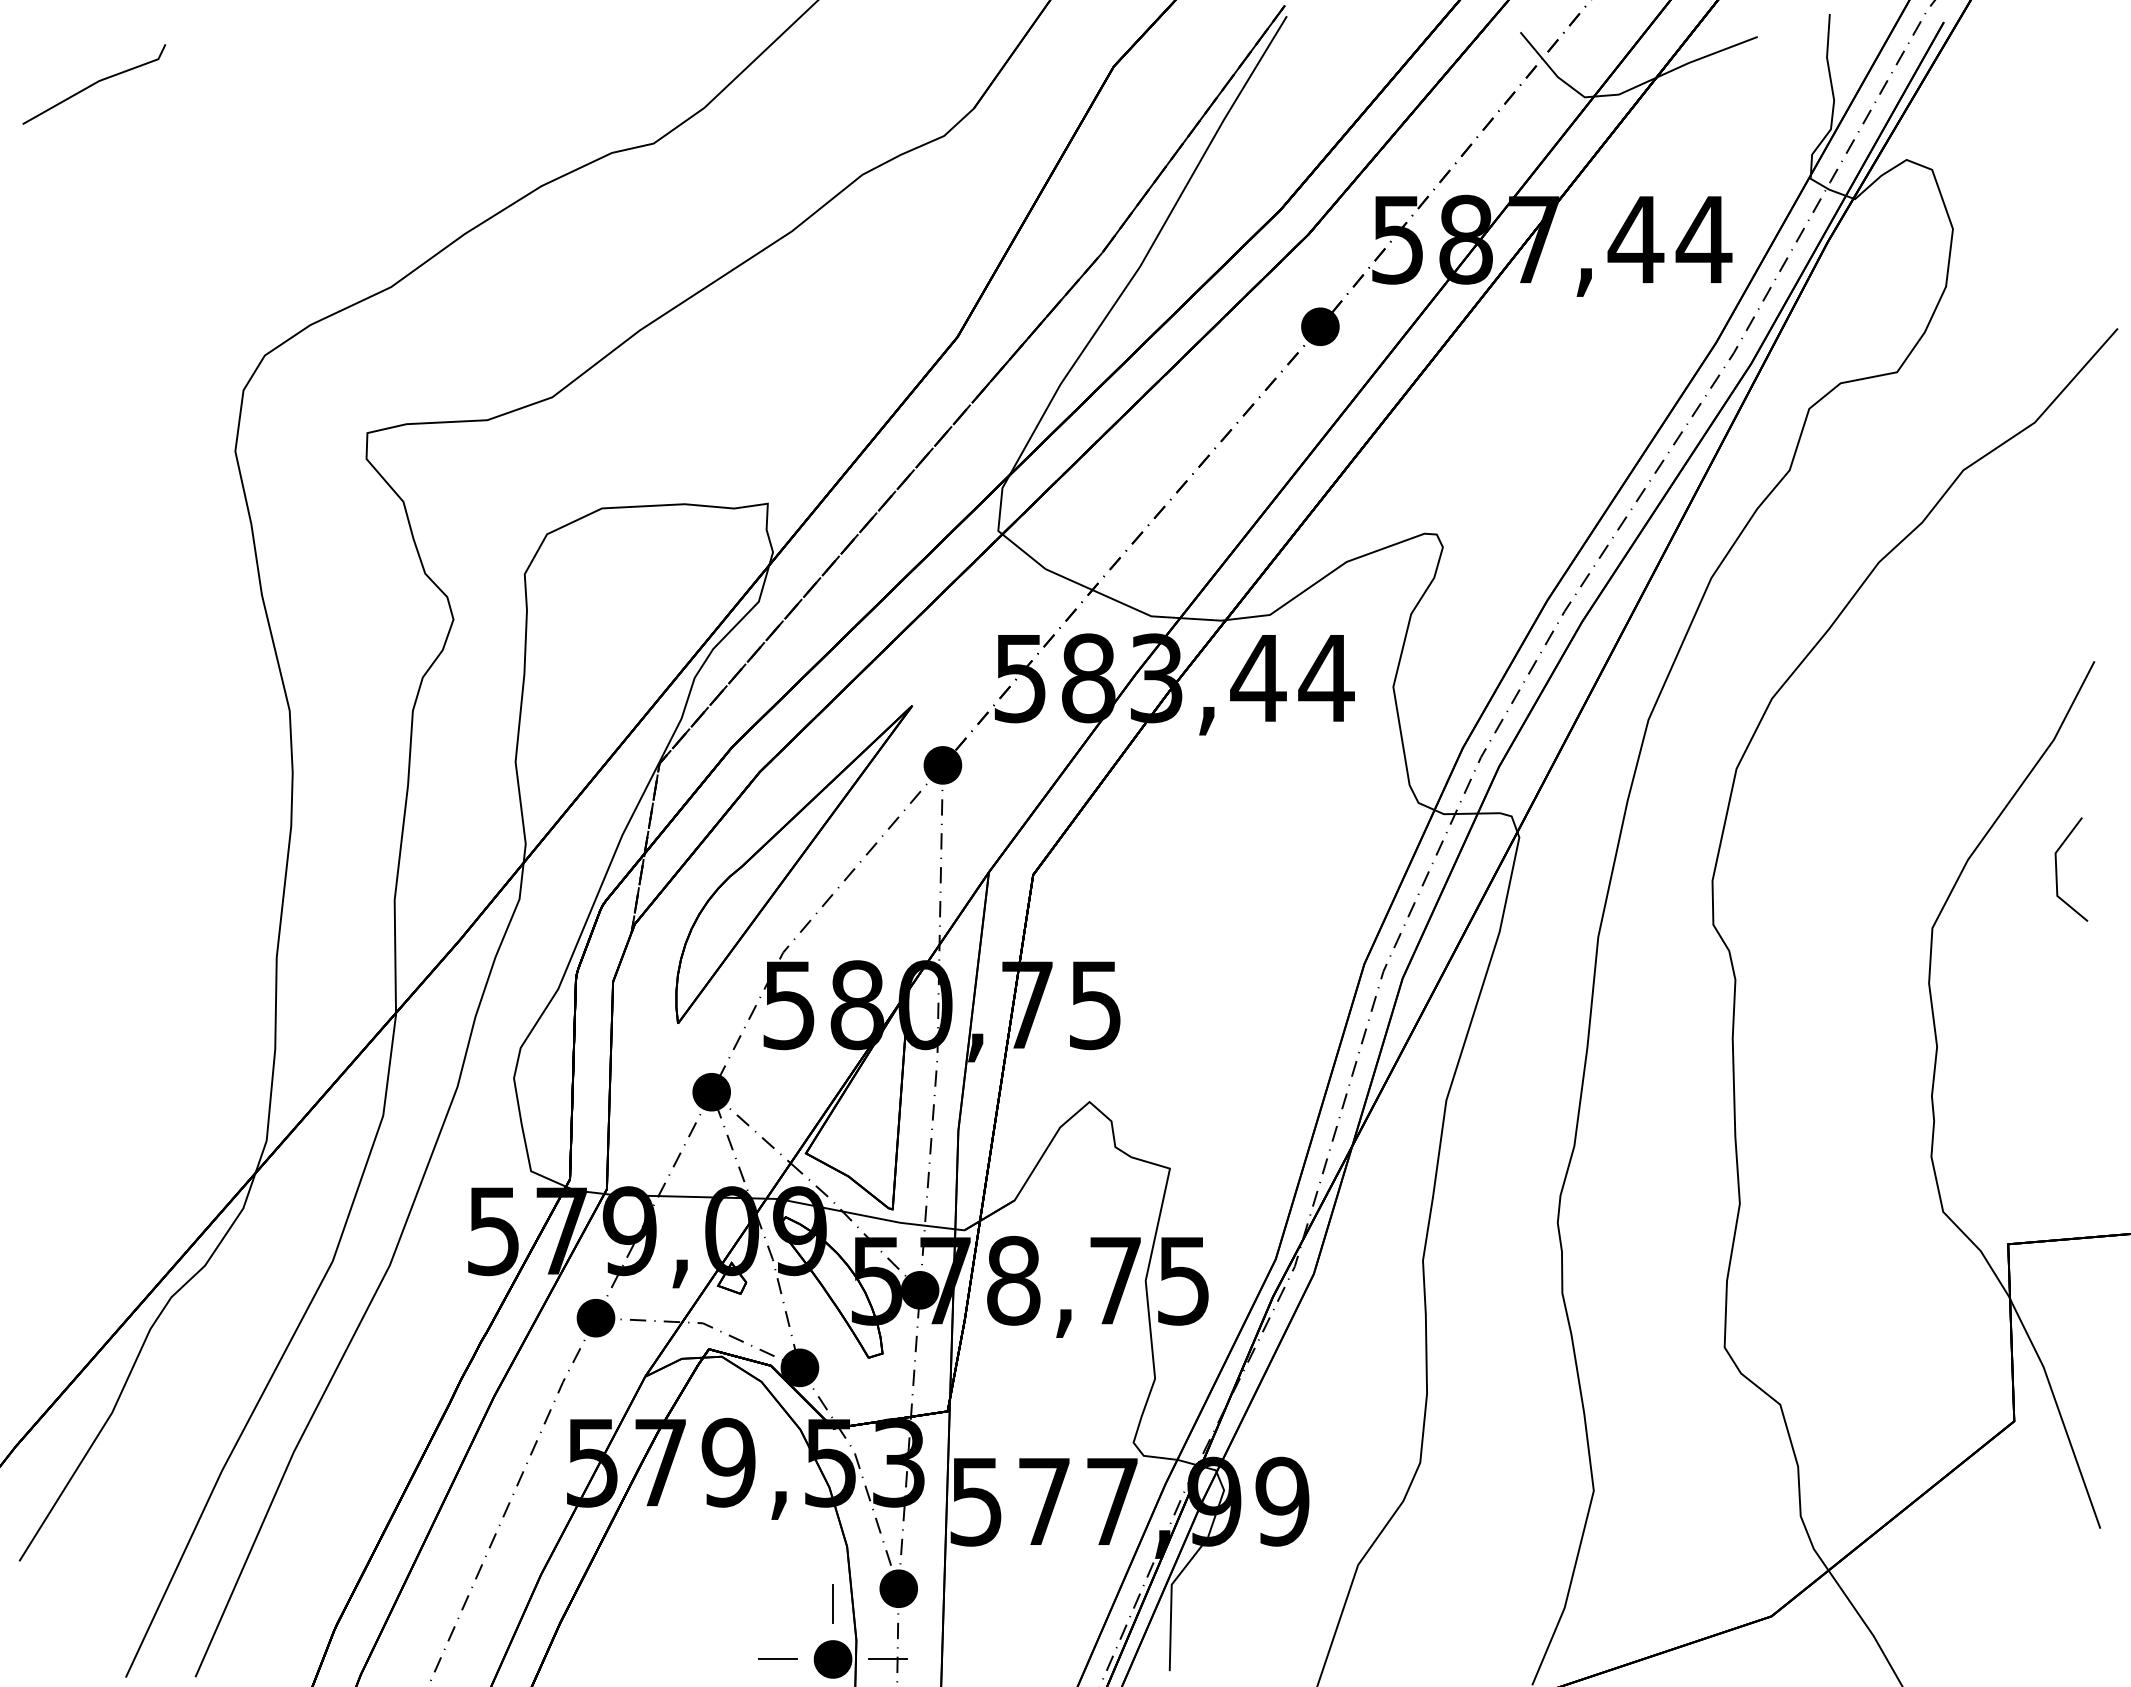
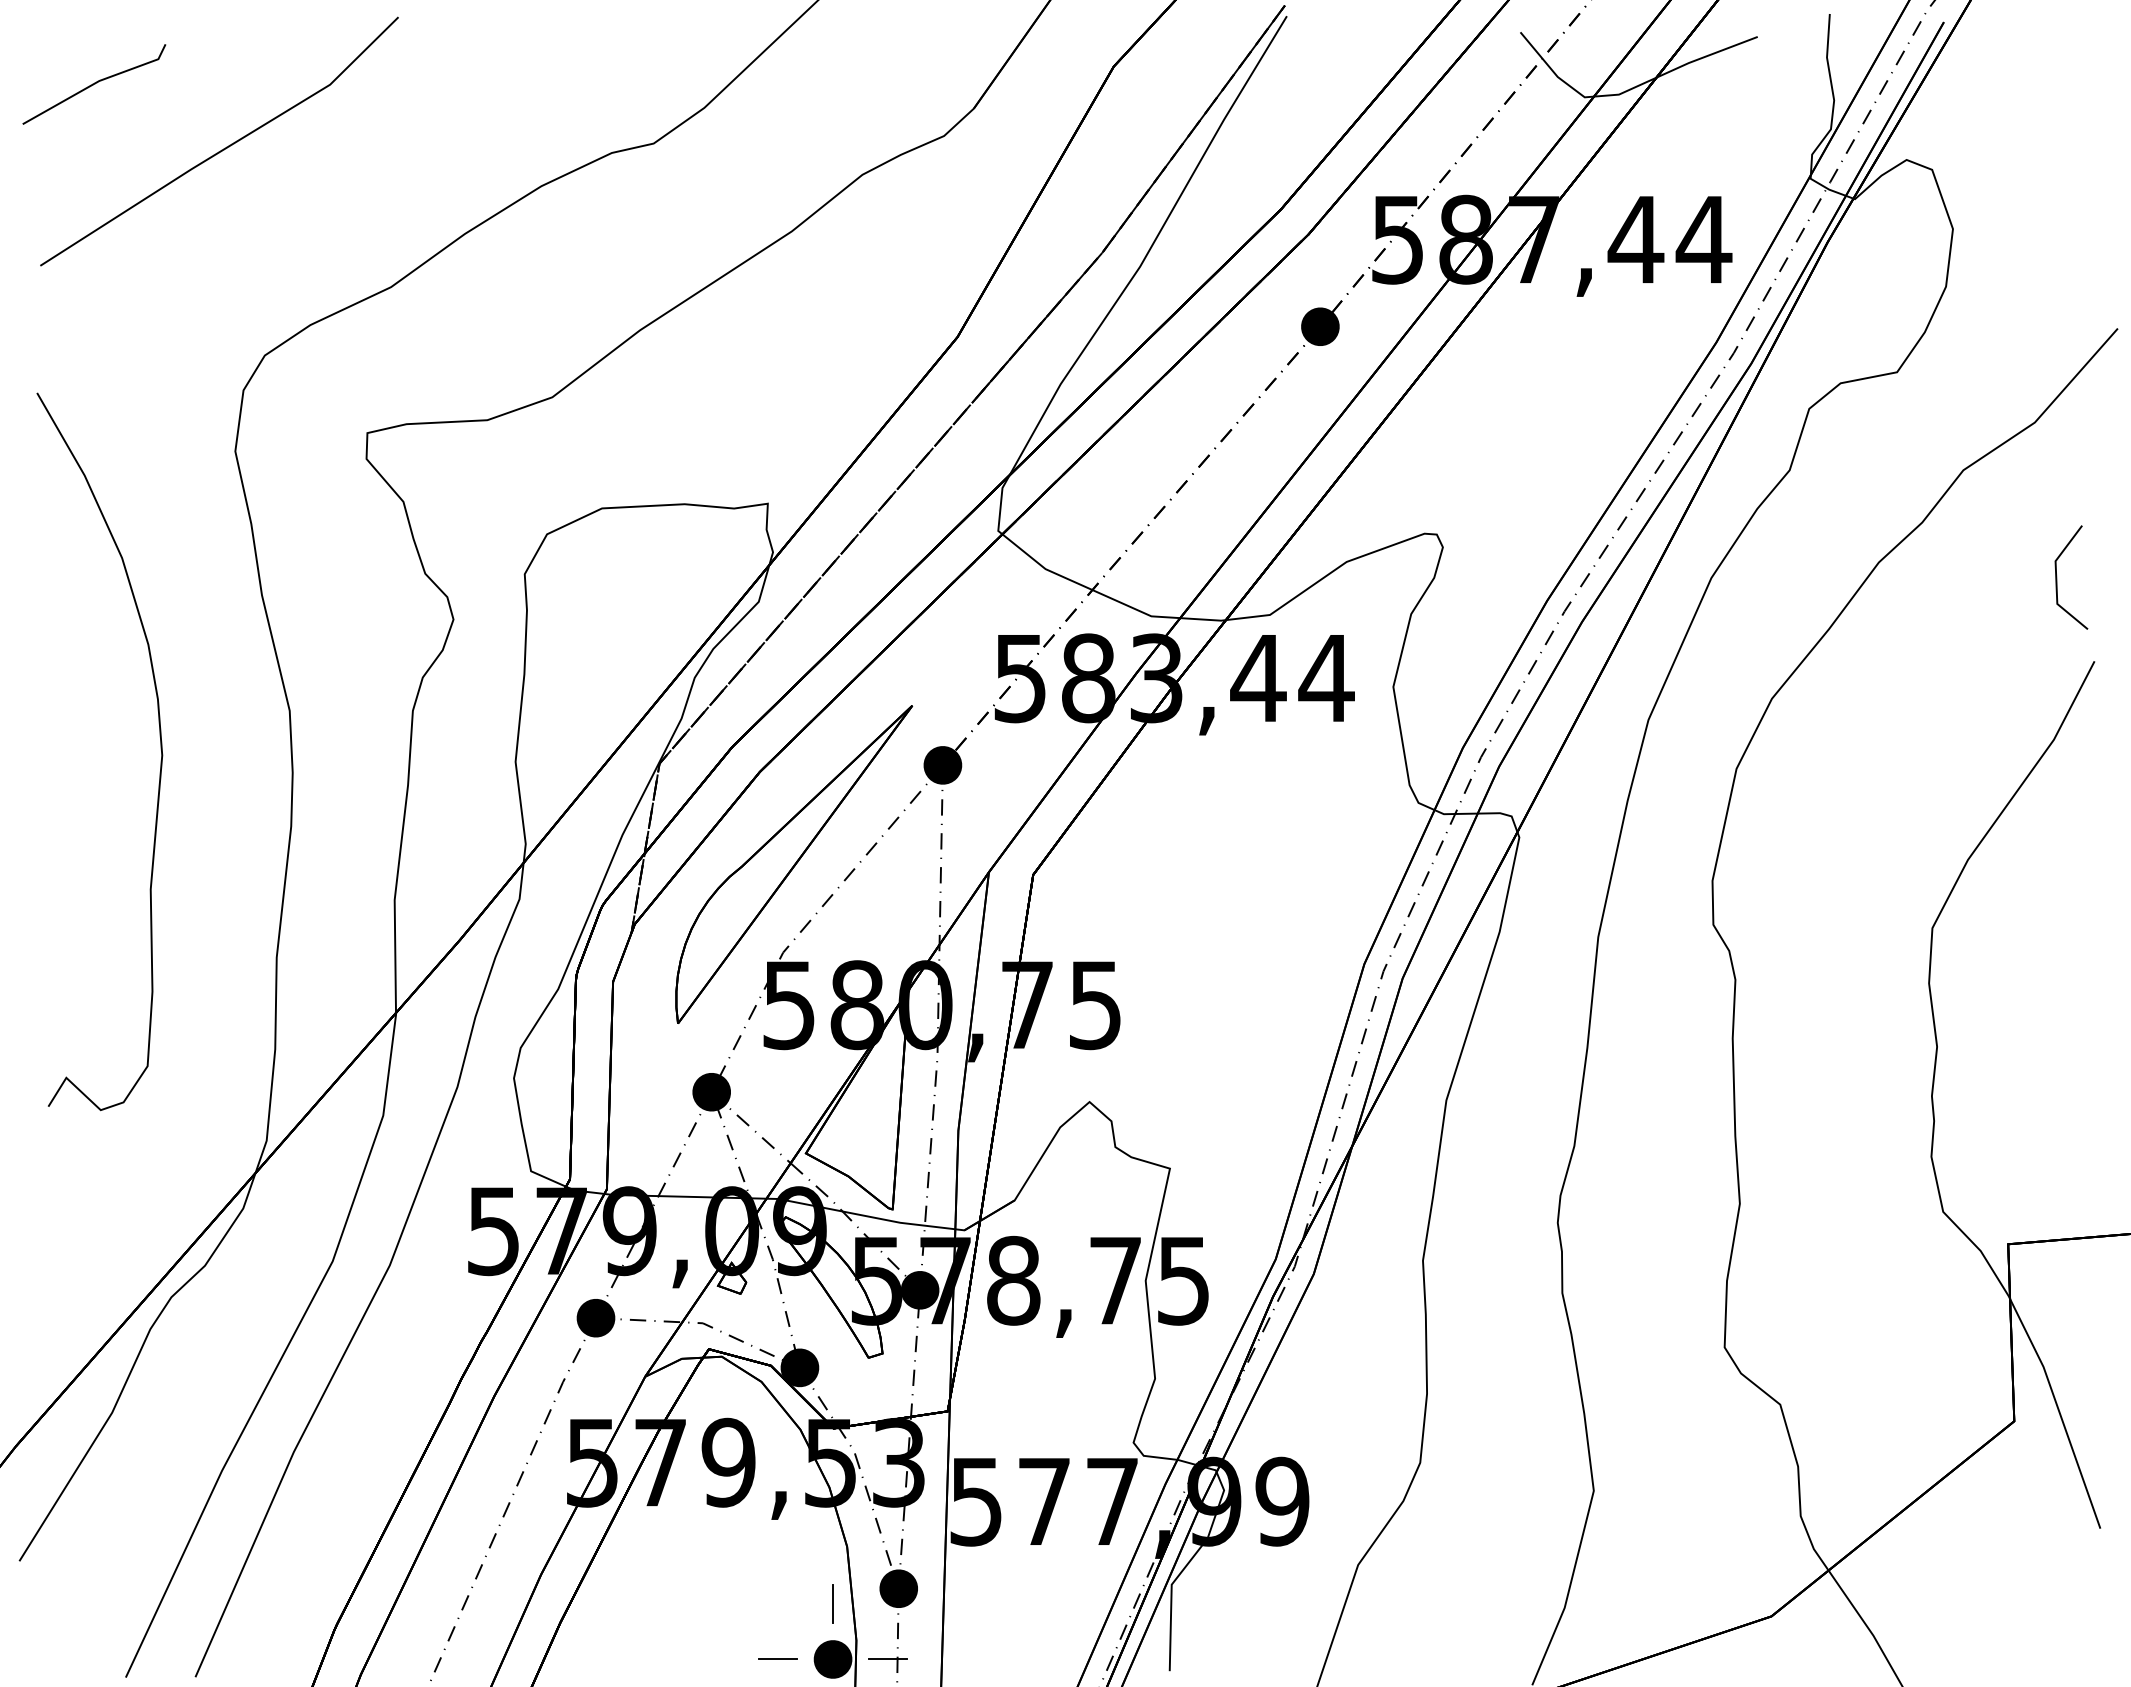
line: none -> present (223, 148)
curve: none -> present (160, 749)
line position: (2057, 869) -> (2057, 577) (2057, 577)
